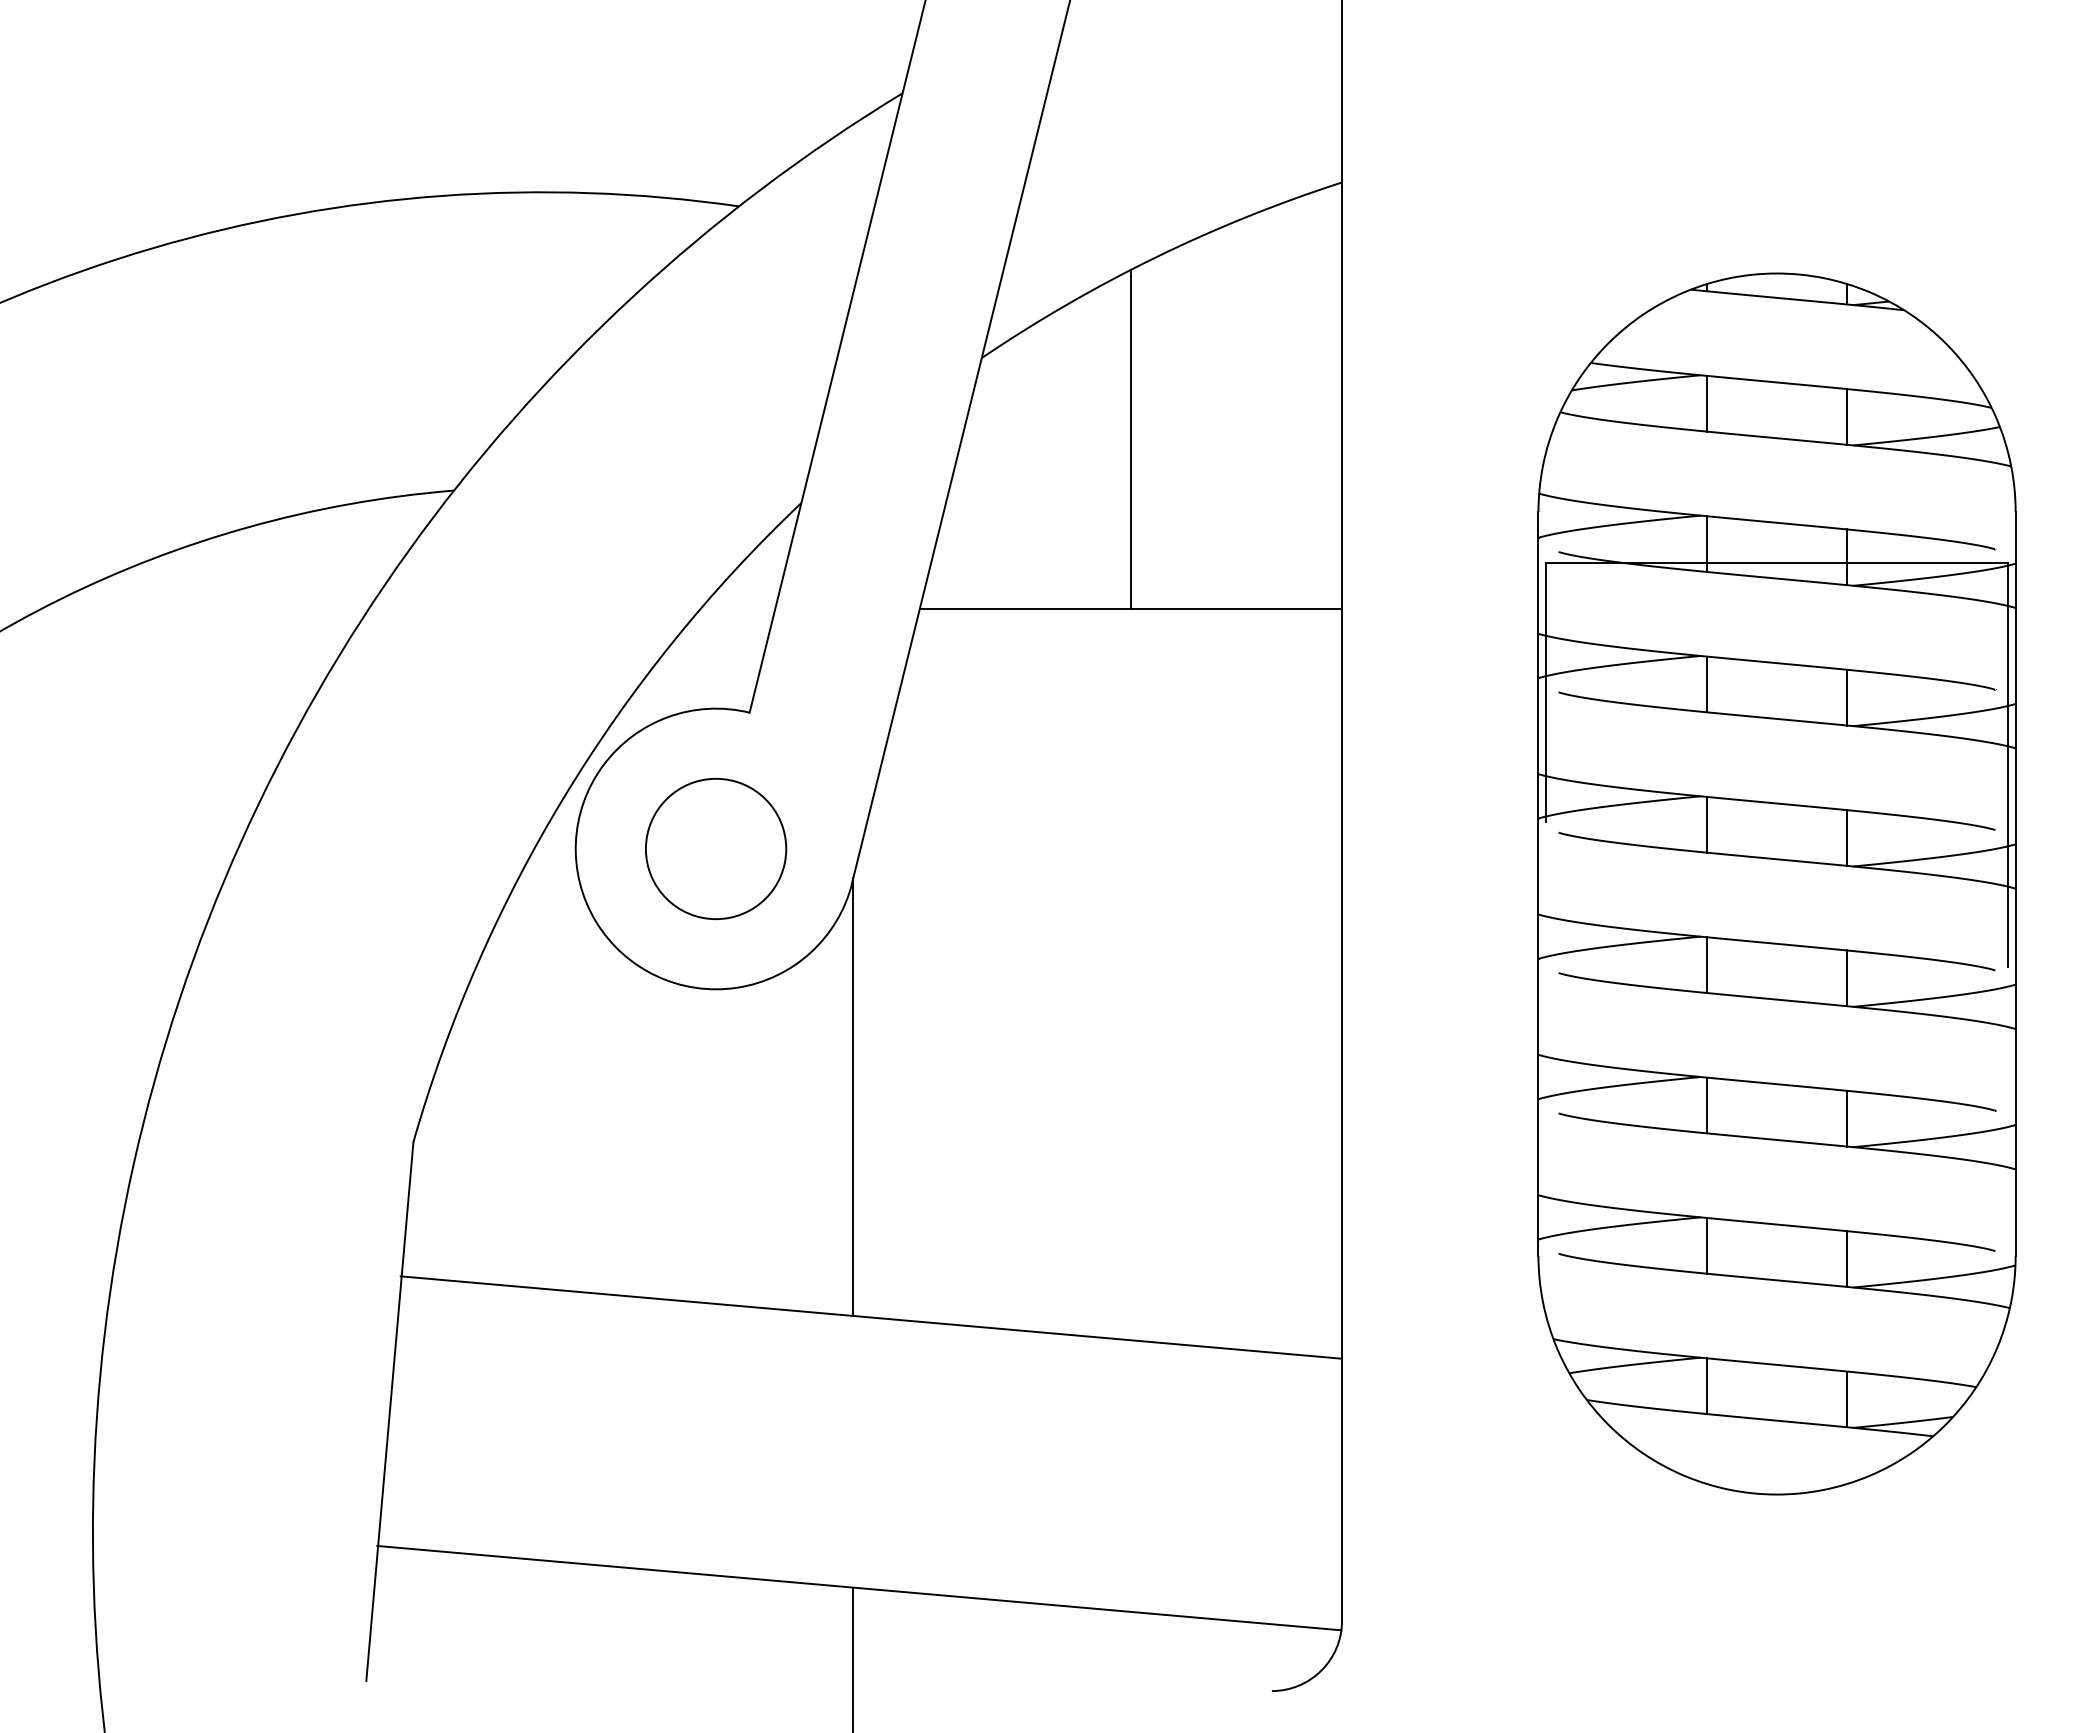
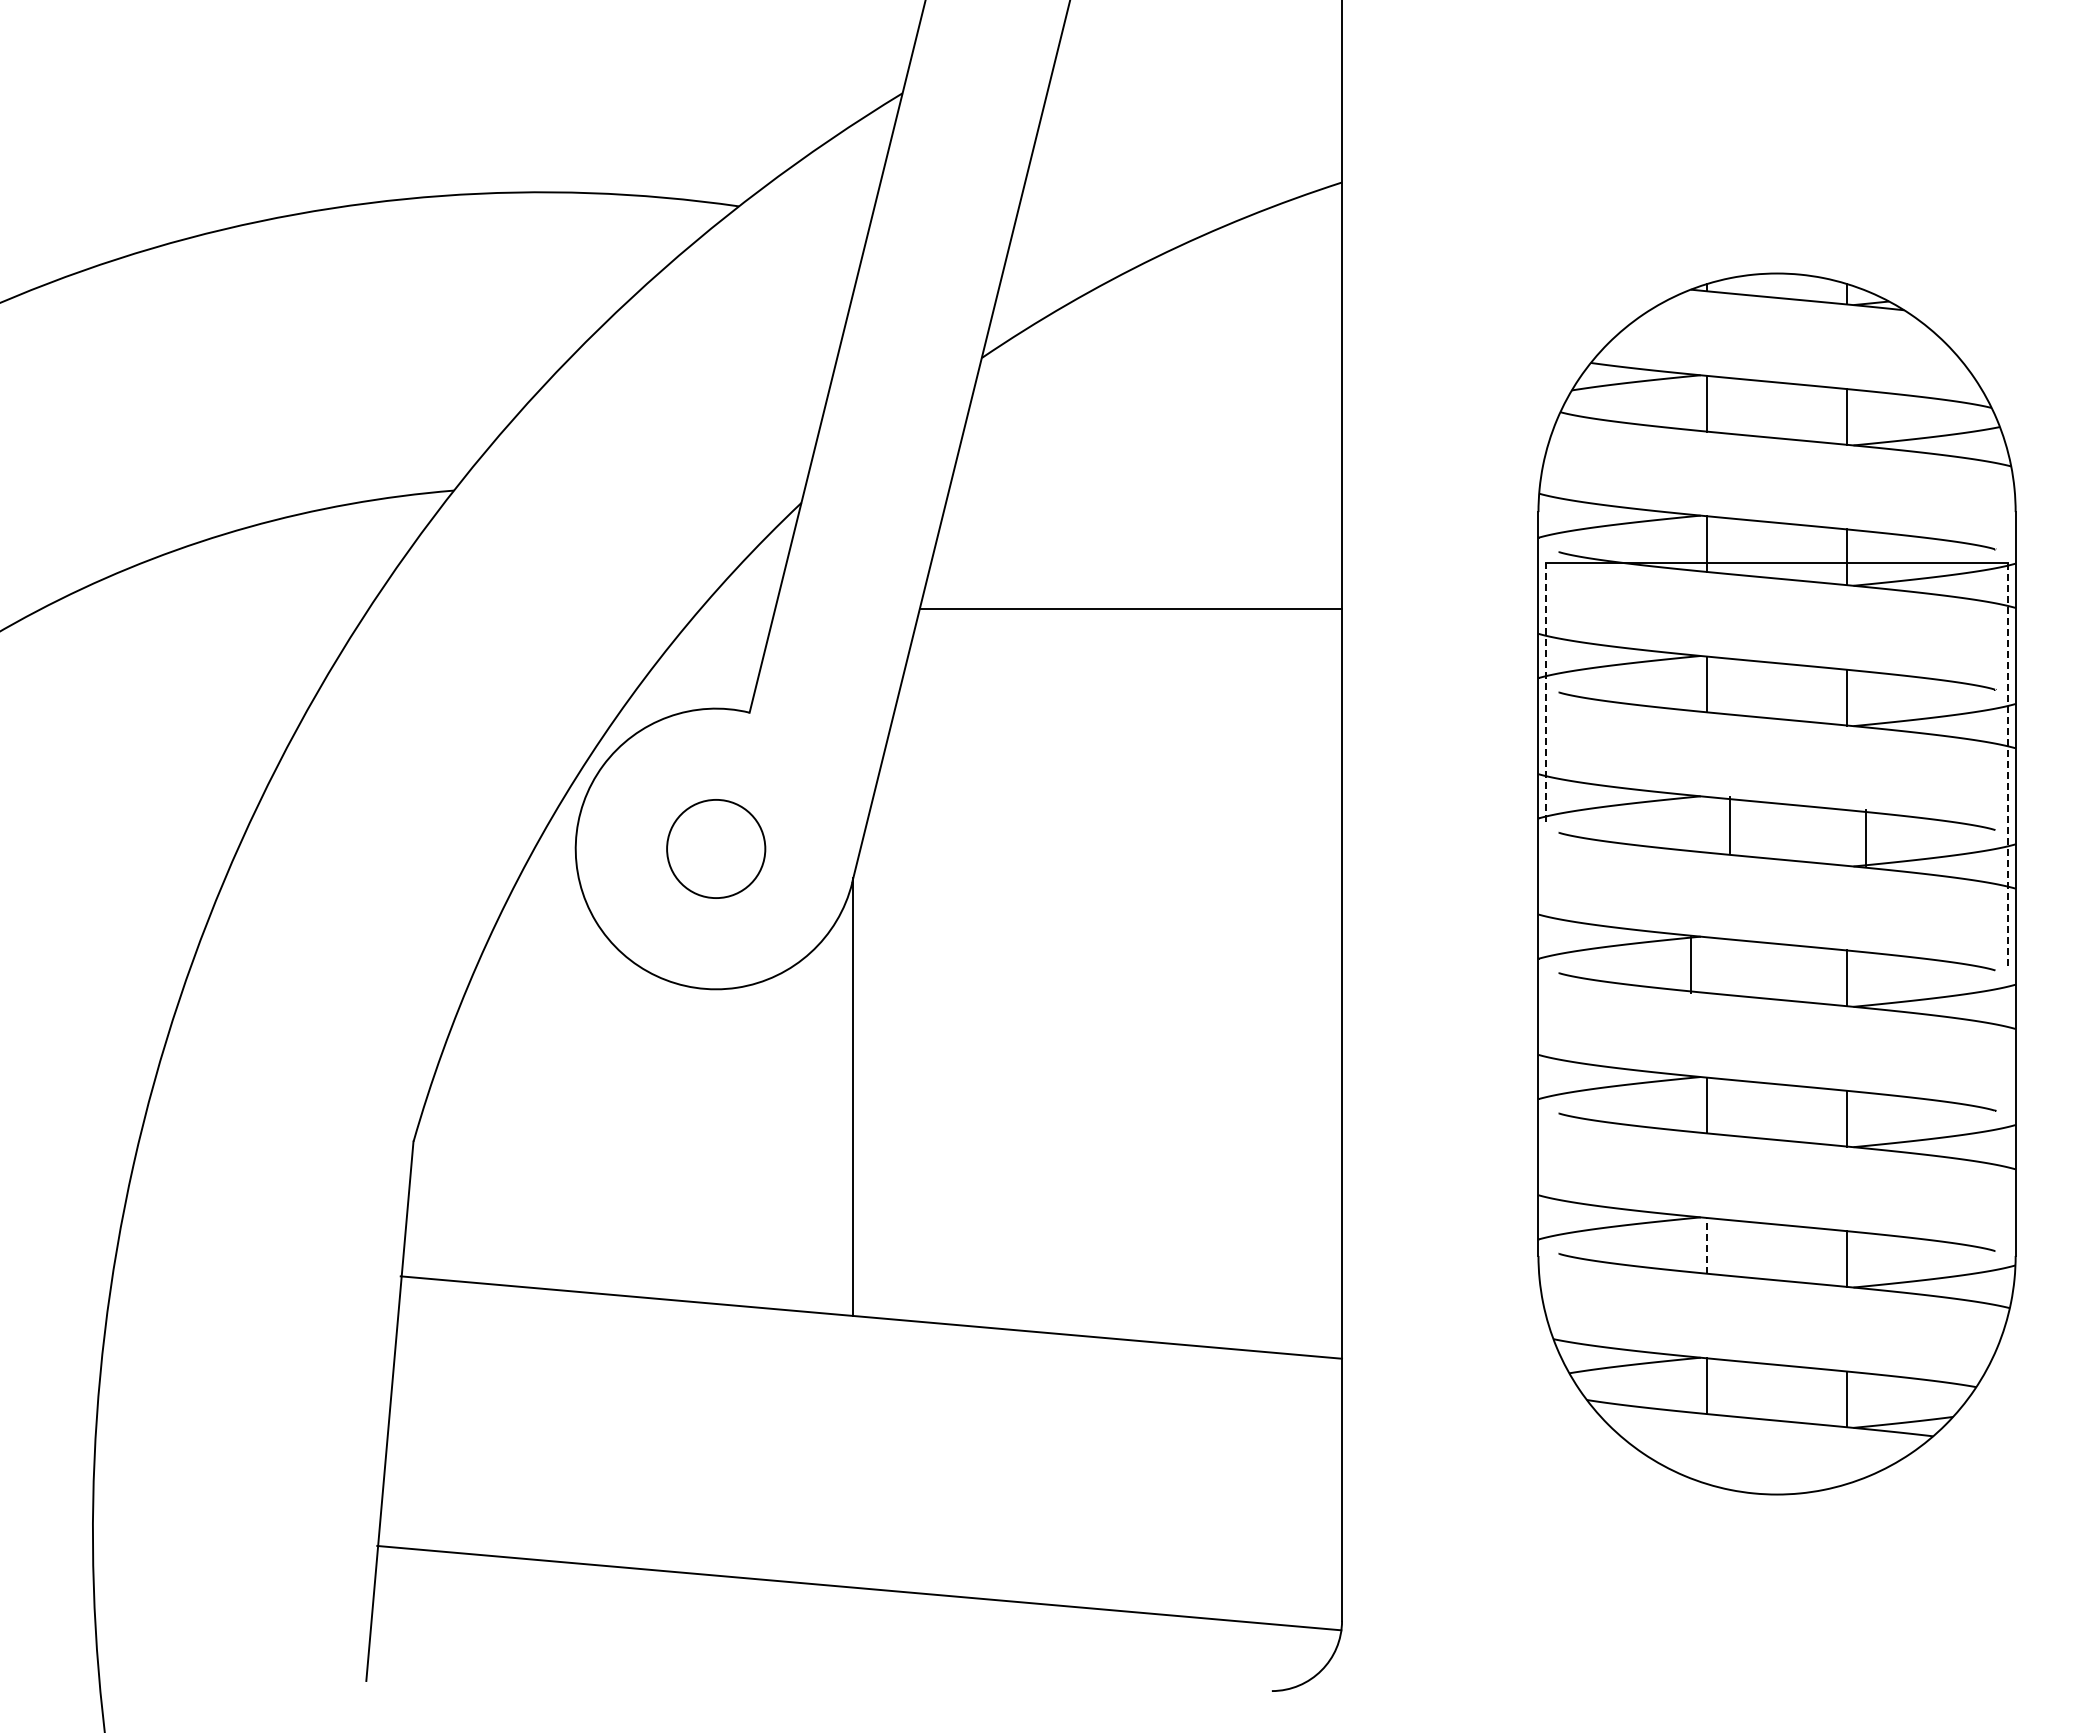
line: present -> none (1130, 439)
line: solid -> dashed (1546, 691)
line: solid -> dashed (2007, 765)
line position: (1706, 824) -> (1729, 824) (1729, 824)
line position: (1847, 837) -> (1866, 837) (1866, 837)
circle size: 143x144 px -> 101x100 px (716, 848)
line position: (1706, 965) -> (1690, 965) (1690, 965)
line: solid -> dashed (1706, 1245)
line: present -> none (853, 1658)
